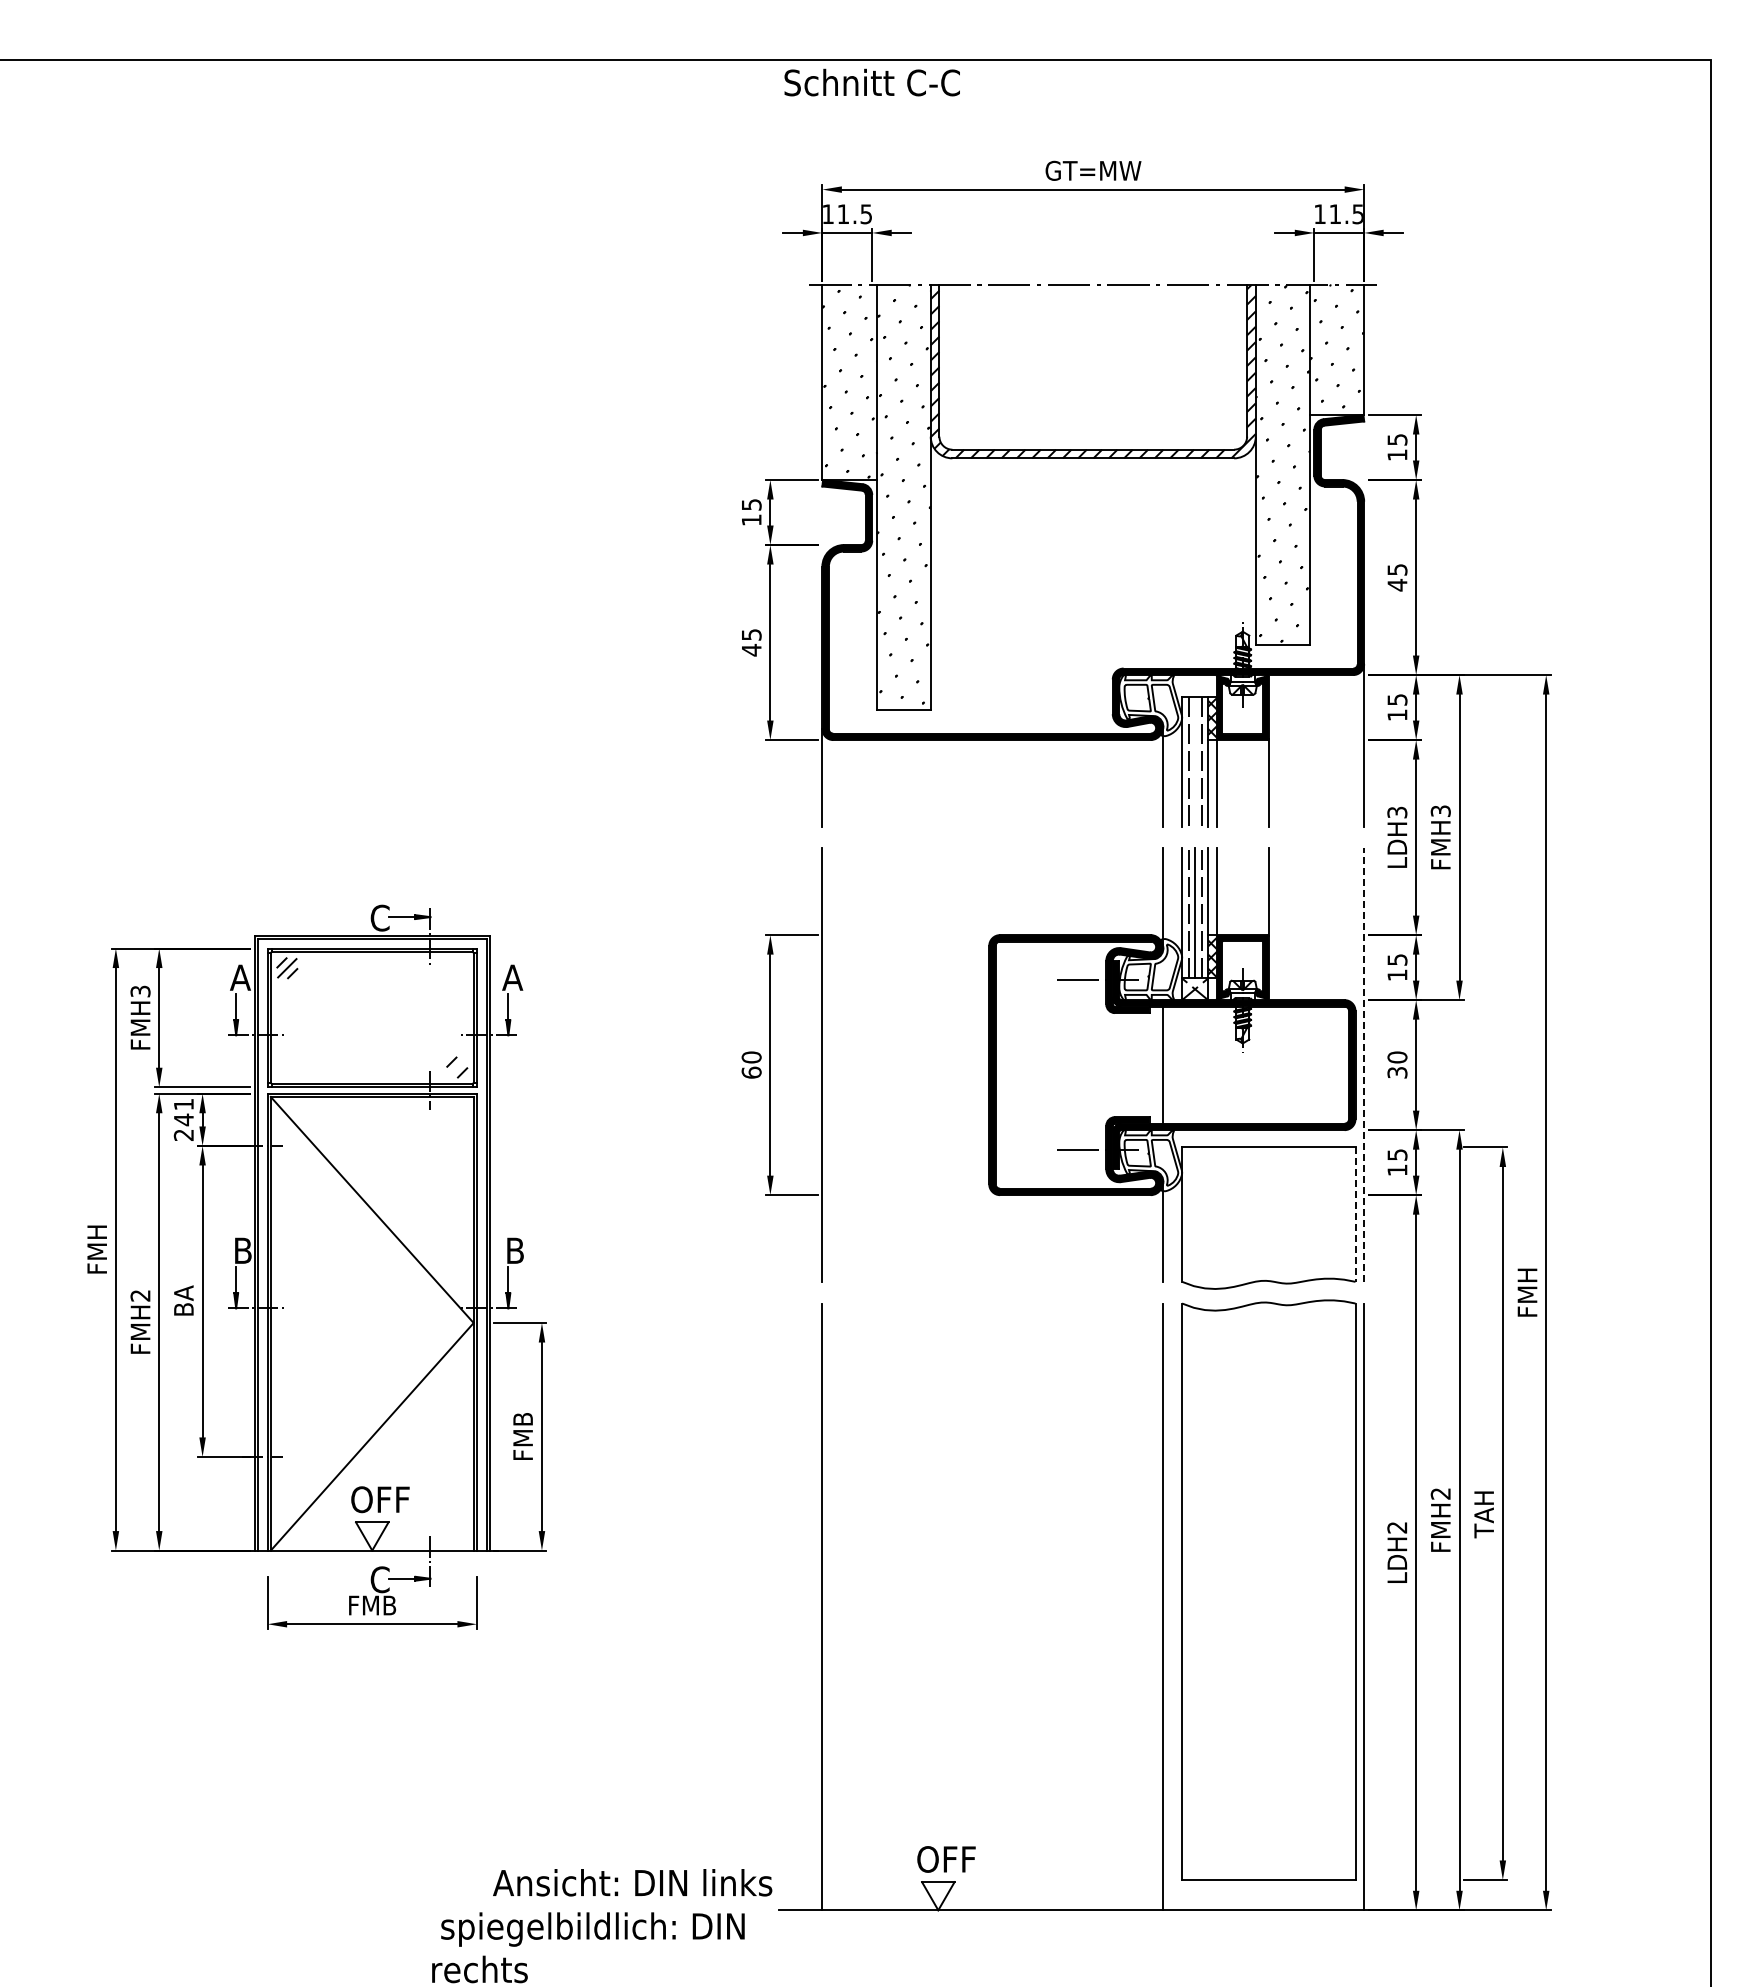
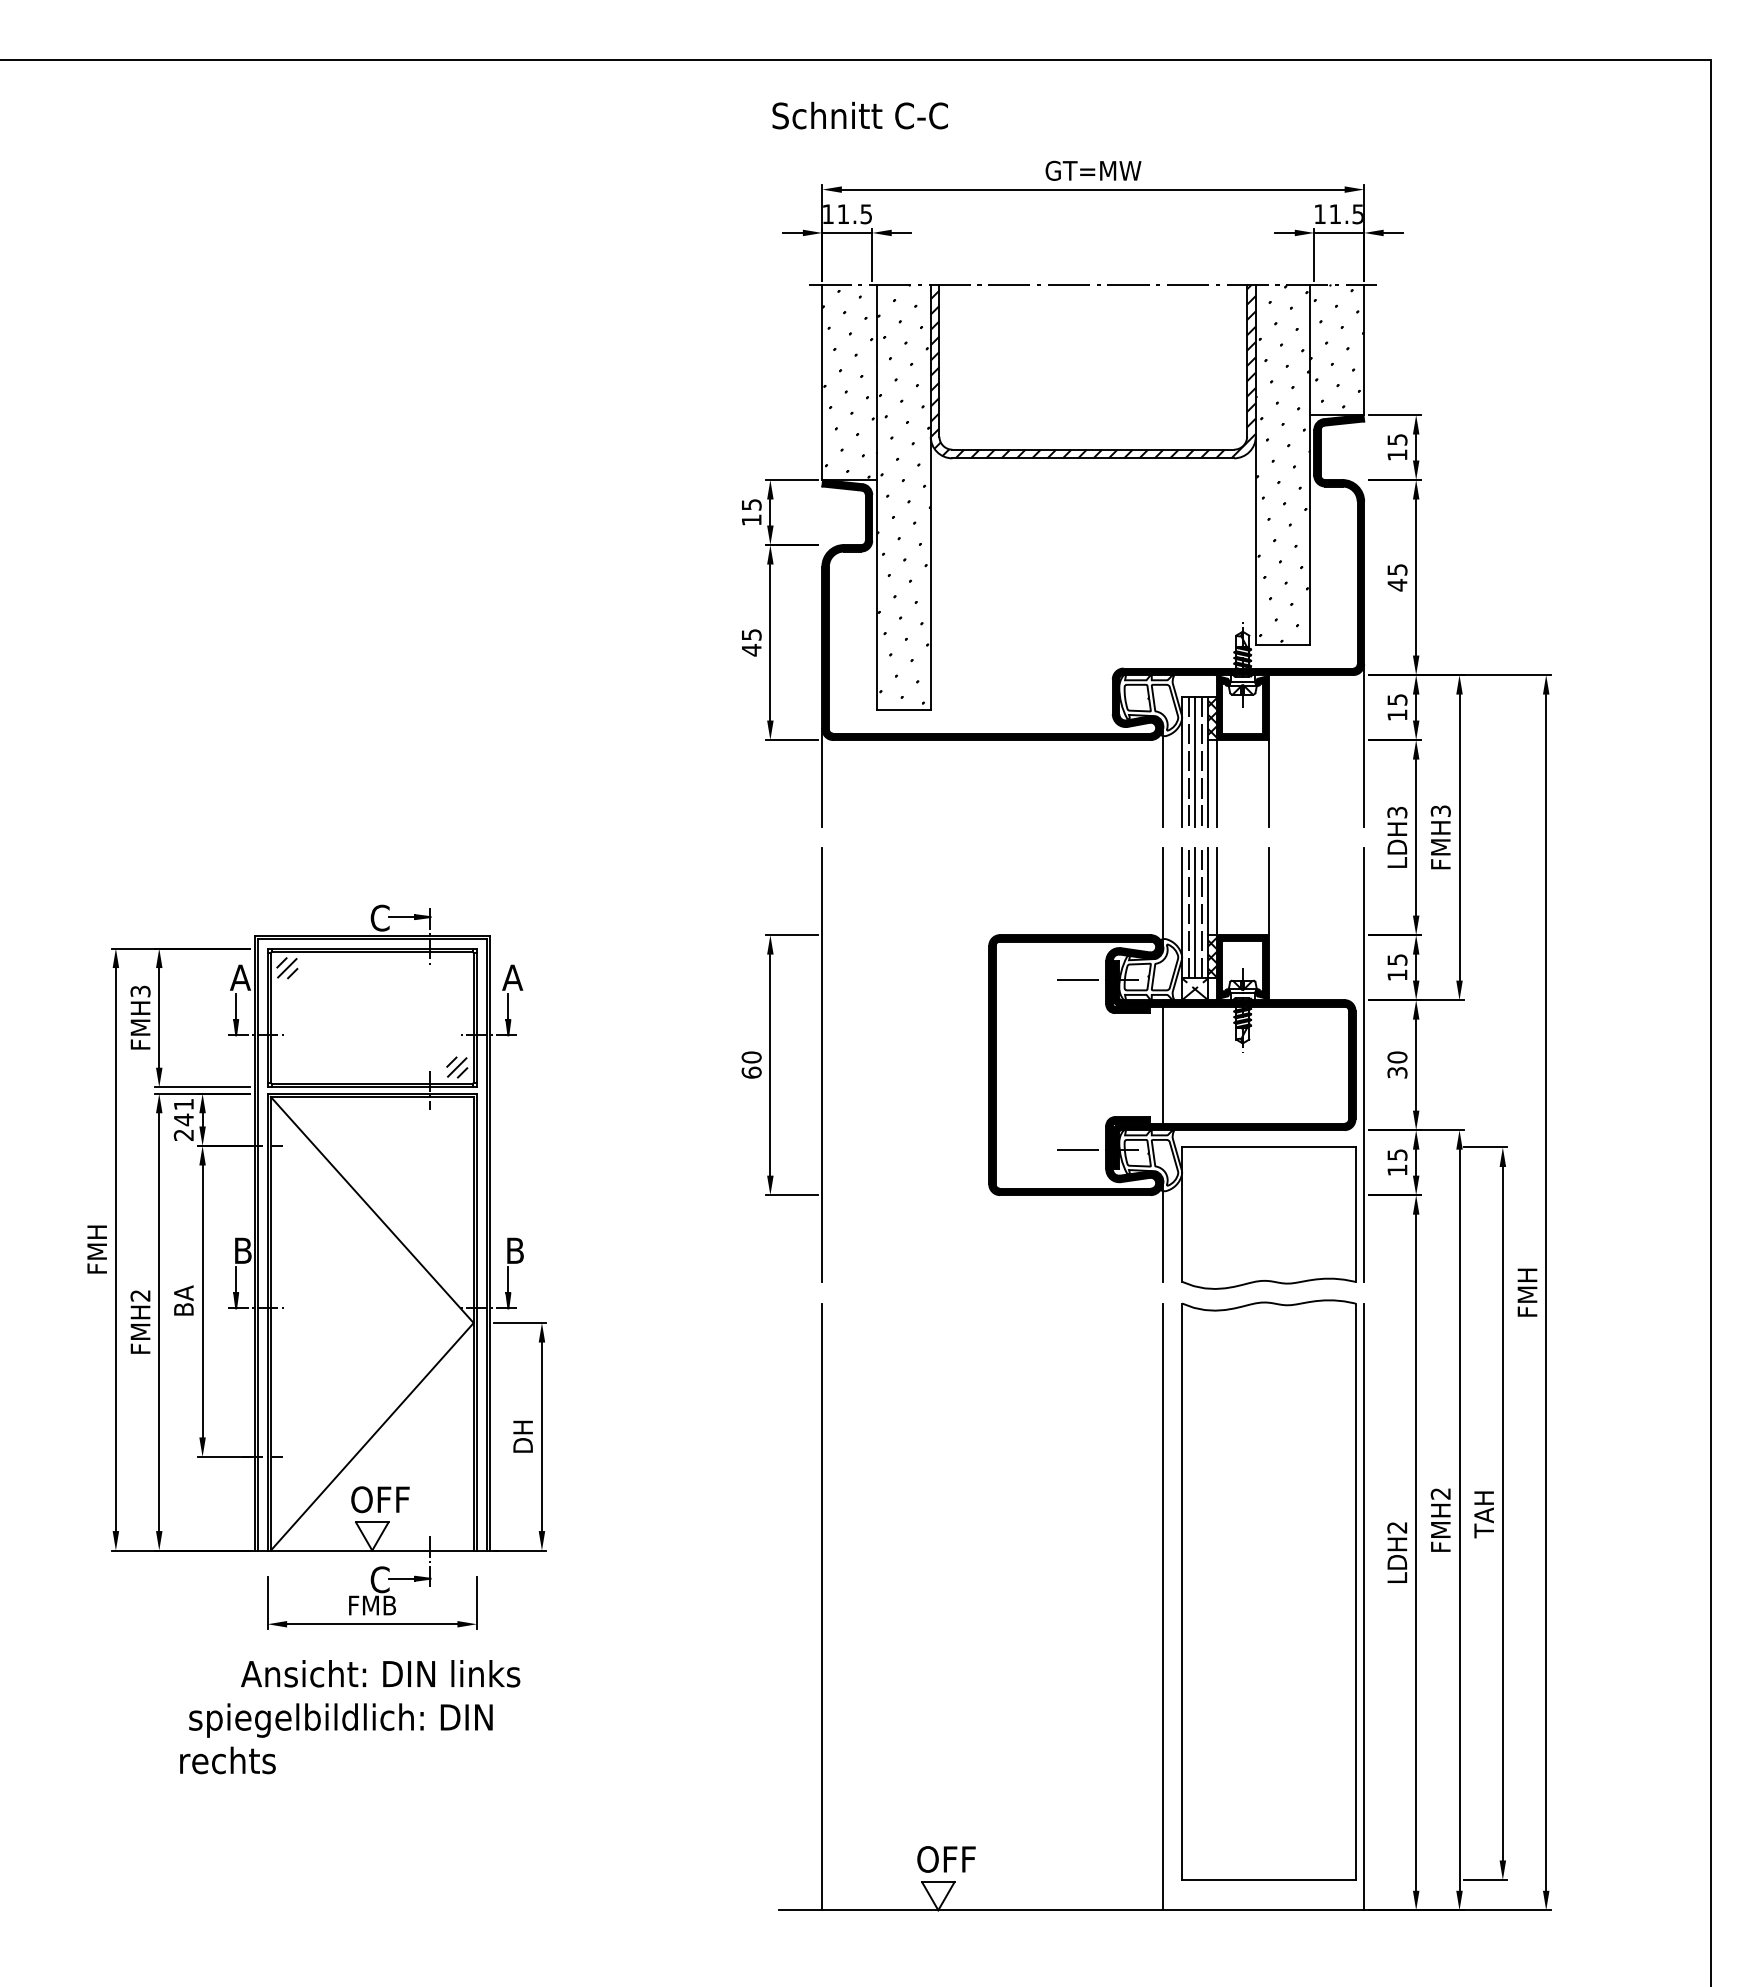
text position: (871, 82) -> (859, 115) (859, 115)
line: none -> present (1195, 761)
line: dashed -> solid (1364, 1065)
line: none -> present (457, 1067)
line: dashed -> solid (1355, 1215)
text: FMB -> DH (522, 1436)
text position: (602, 1926) -> (350, 1717) (350, 1717)
